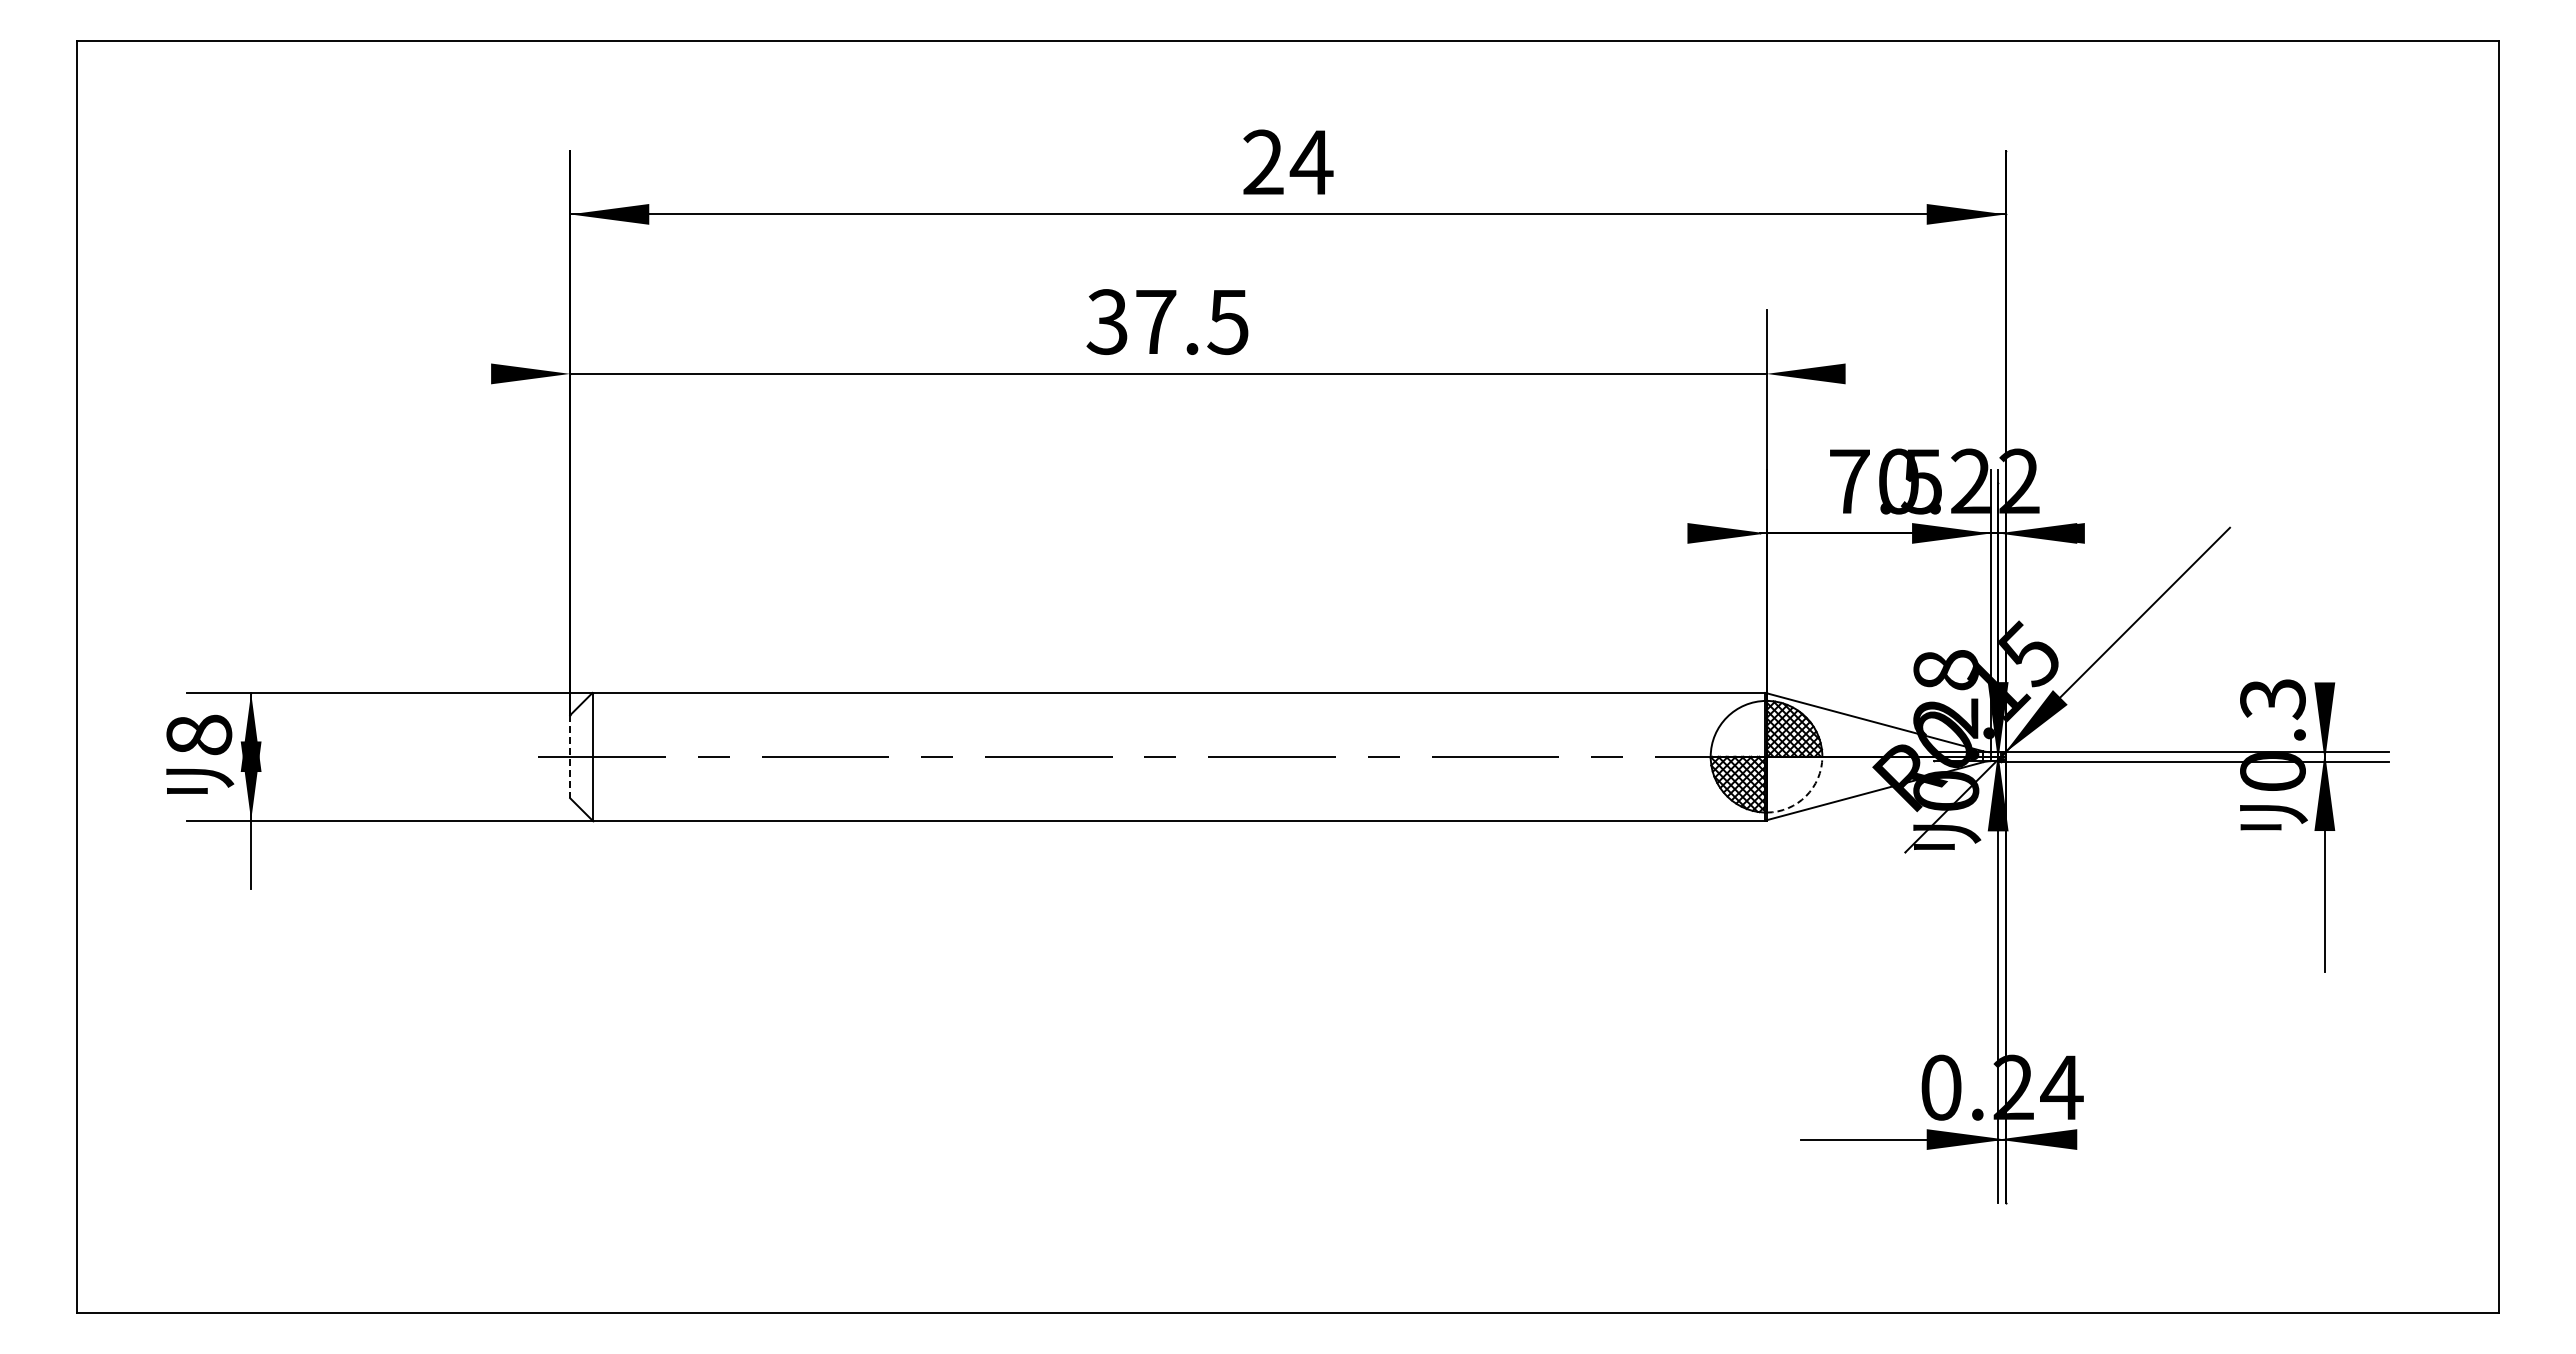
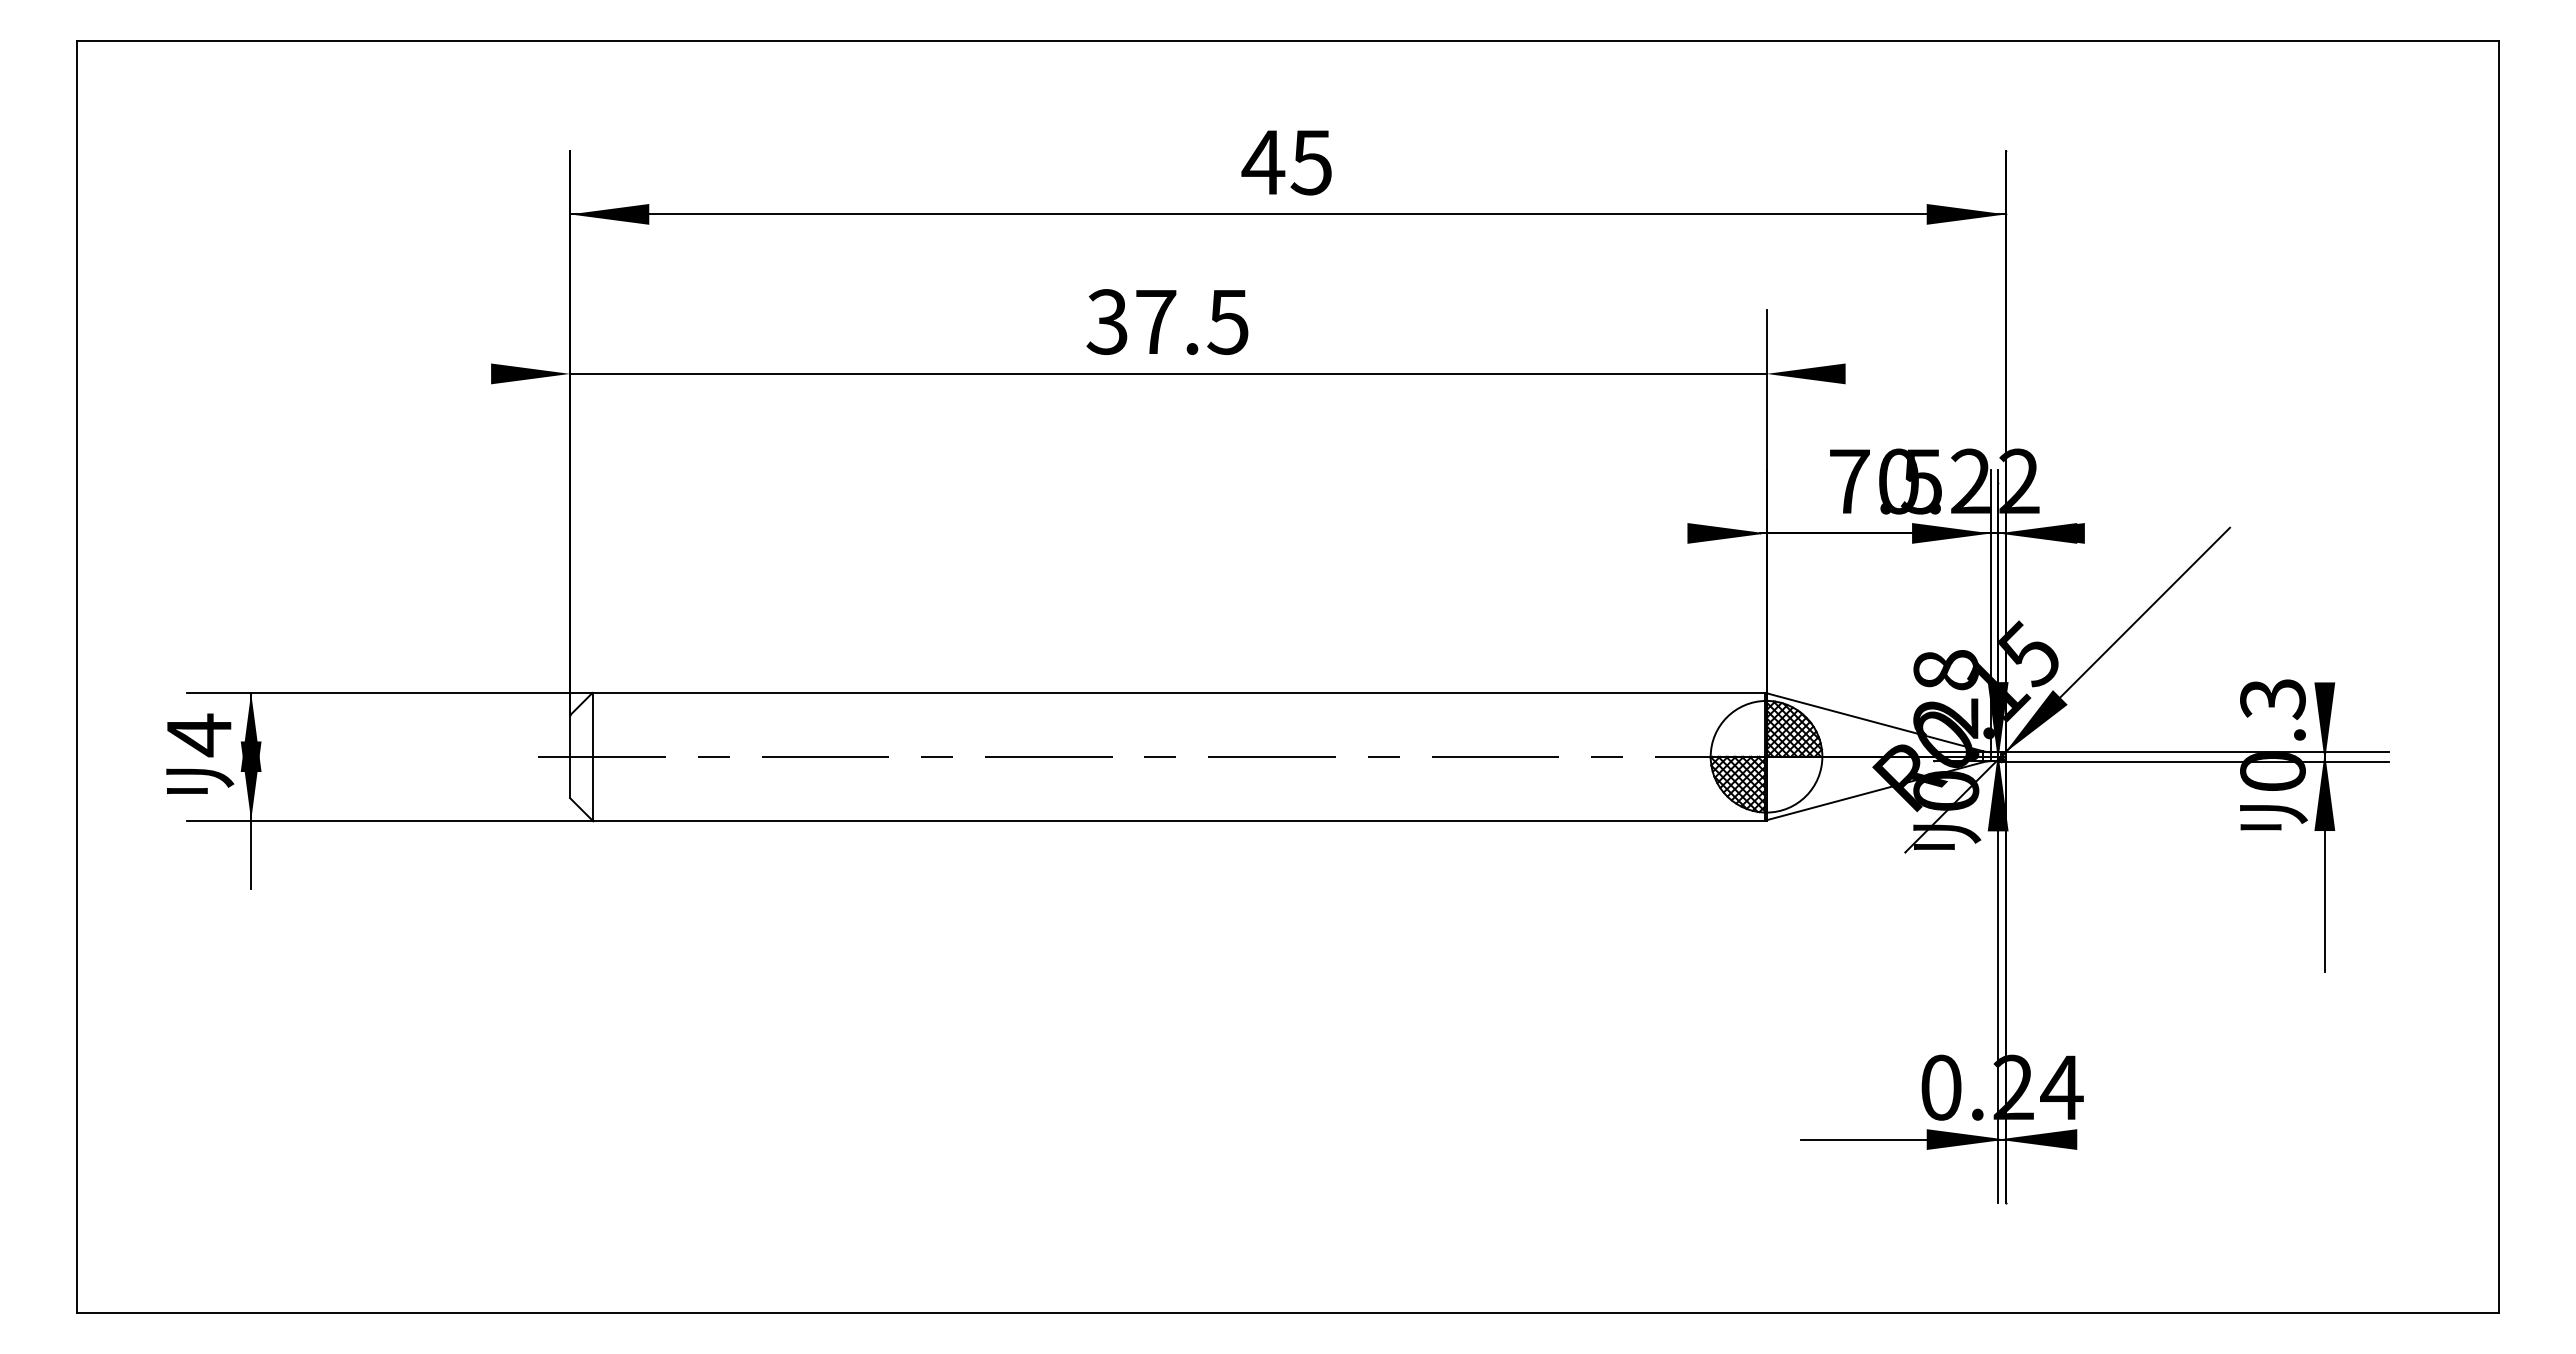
text: 24 -> 45 (1287, 162)
text: 8 -> 4 (199, 735)
line: dashed -> solid (570, 757)
arc: dashed -> solid (1806, 796)
